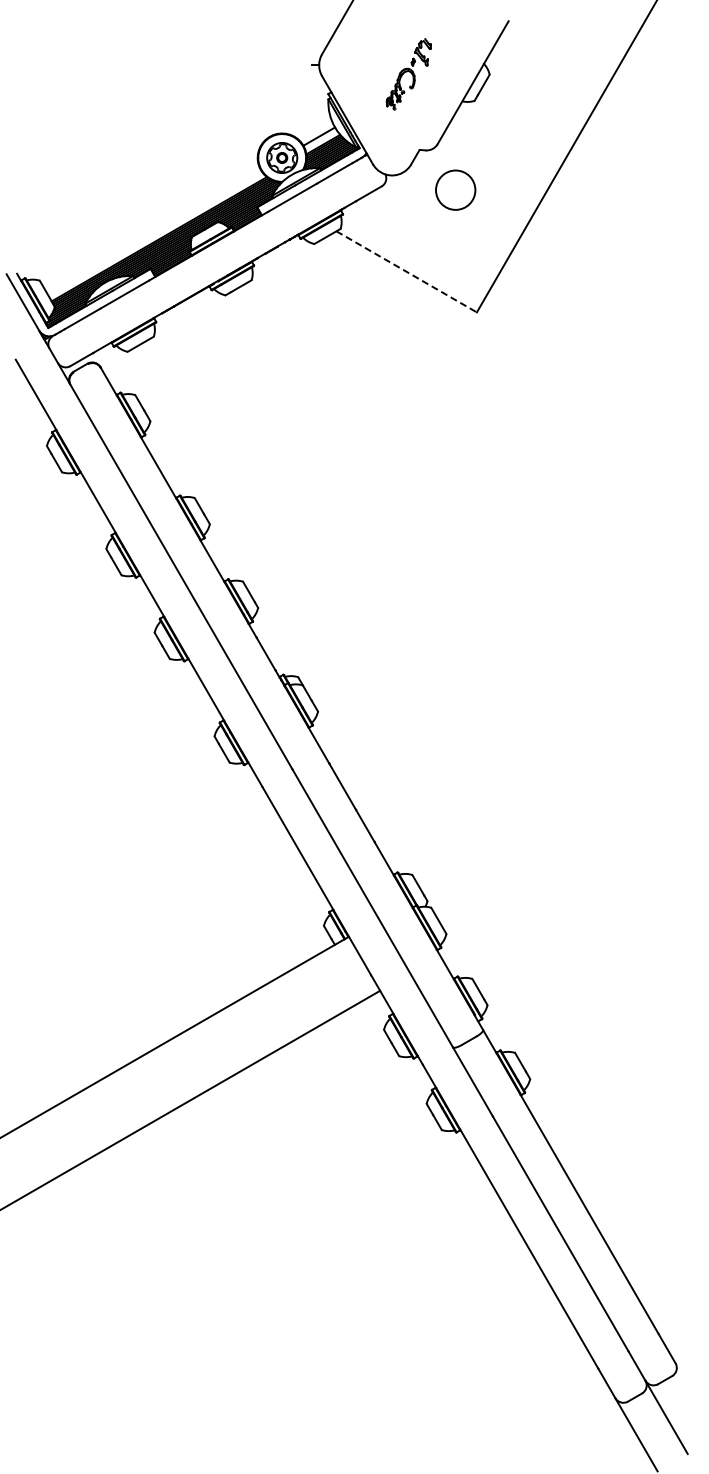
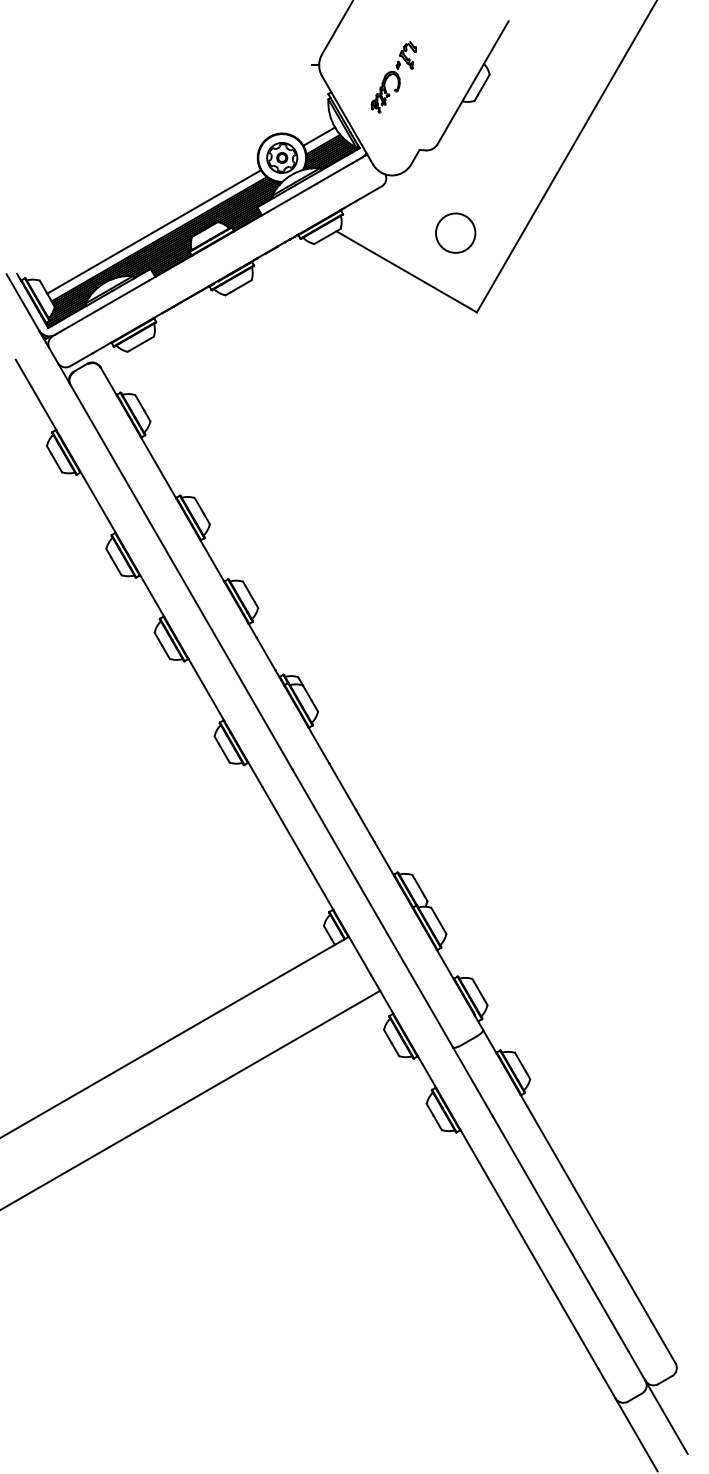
part position: (408, 74) -> (393, 77) (393, 77)
circle position: (455, 189) -> (455, 232) (455, 232)
line: none -> present (154, 231)
line: dashed -> solid (407, 272)
